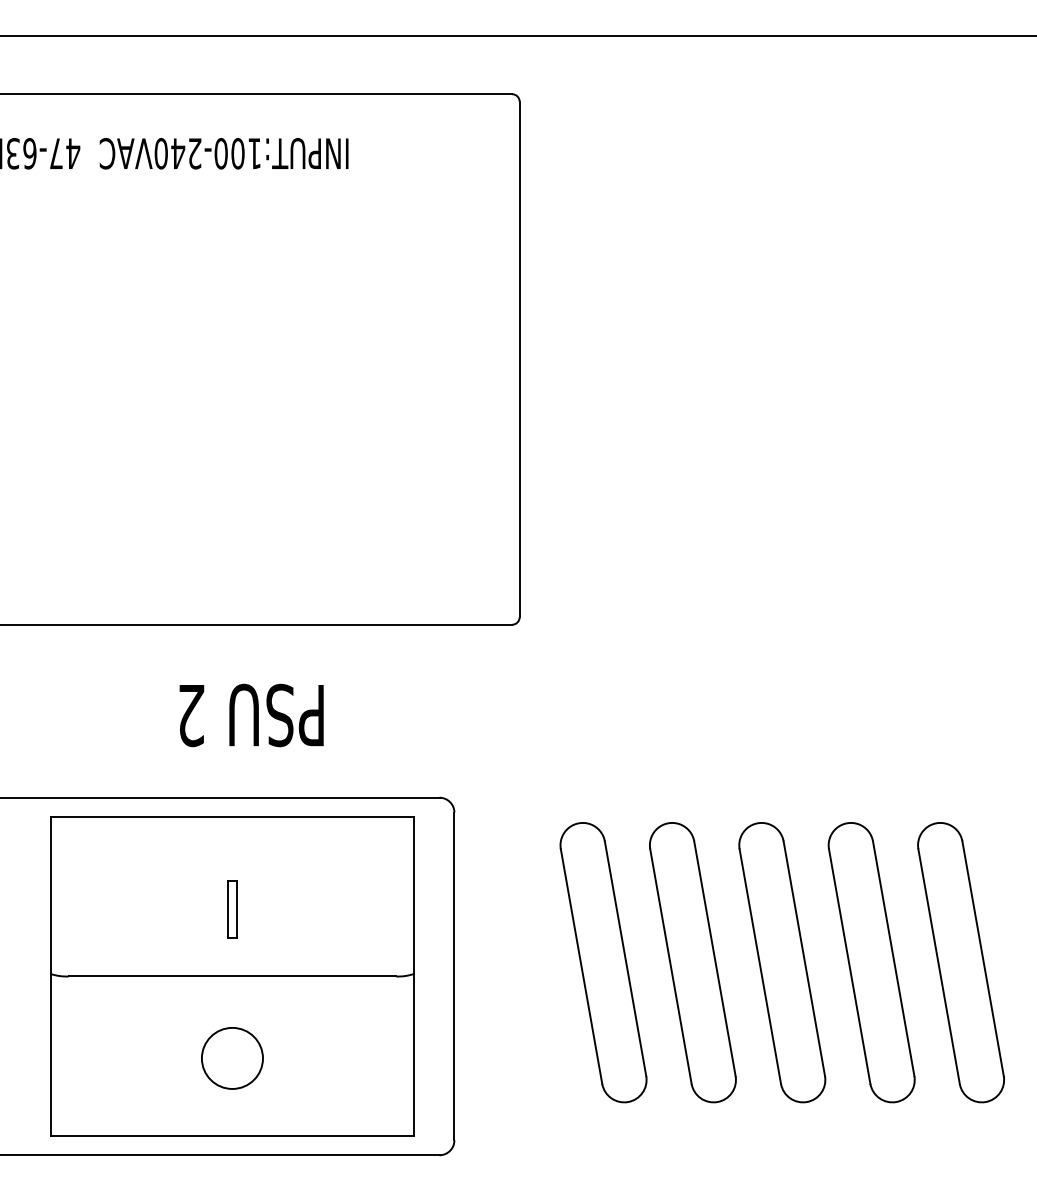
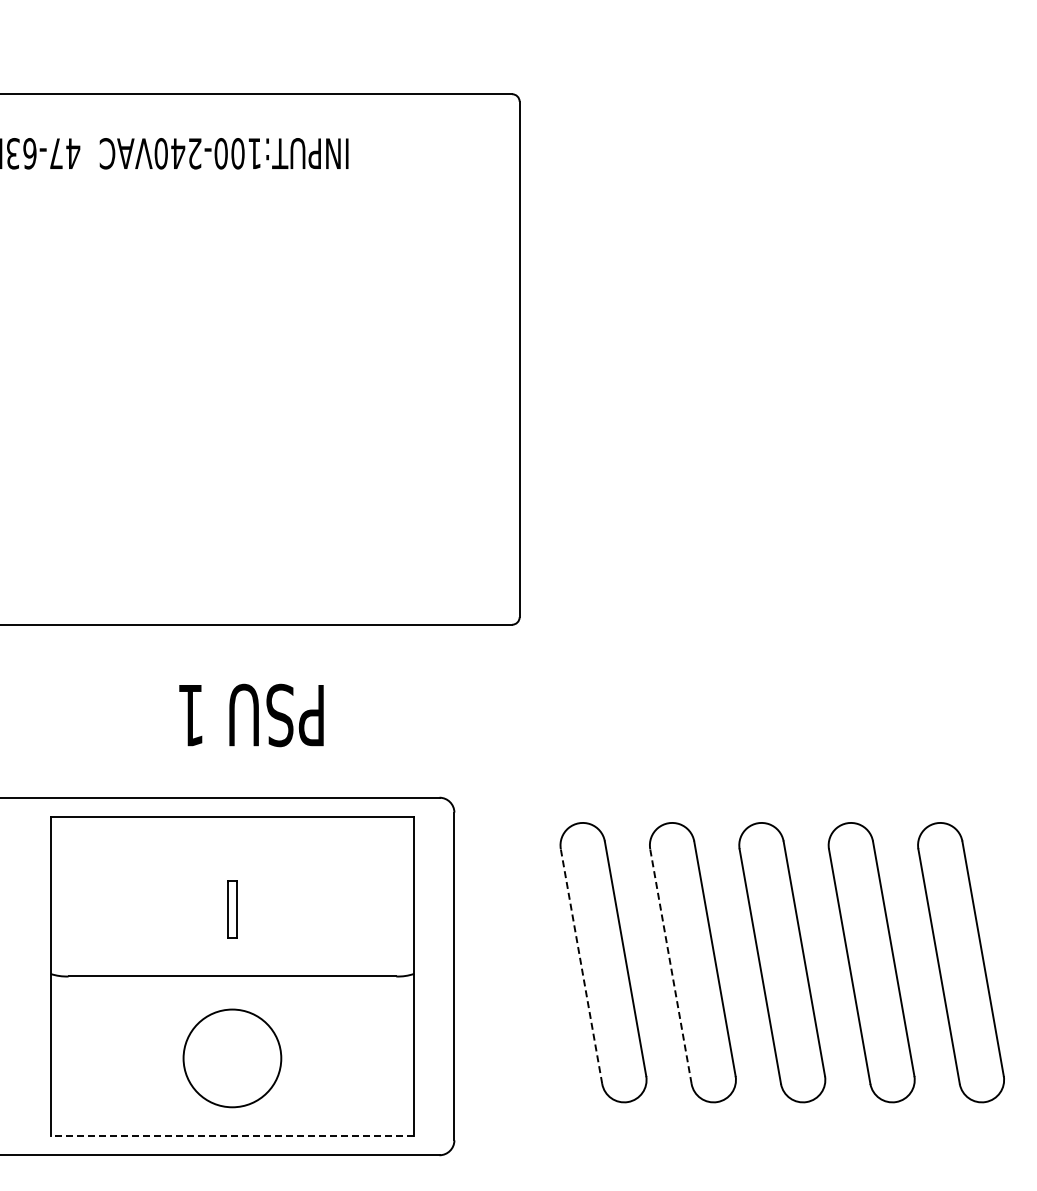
line: present -> none (517, 35)
text: 2 -> 1 (191, 716)
line: solid -> dashed (581, 966)
line: solid -> dashed (670, 966)
circle diameter: 61 px -> 98 px (232, 1058)
line: solid -> dashed (232, 1135)
